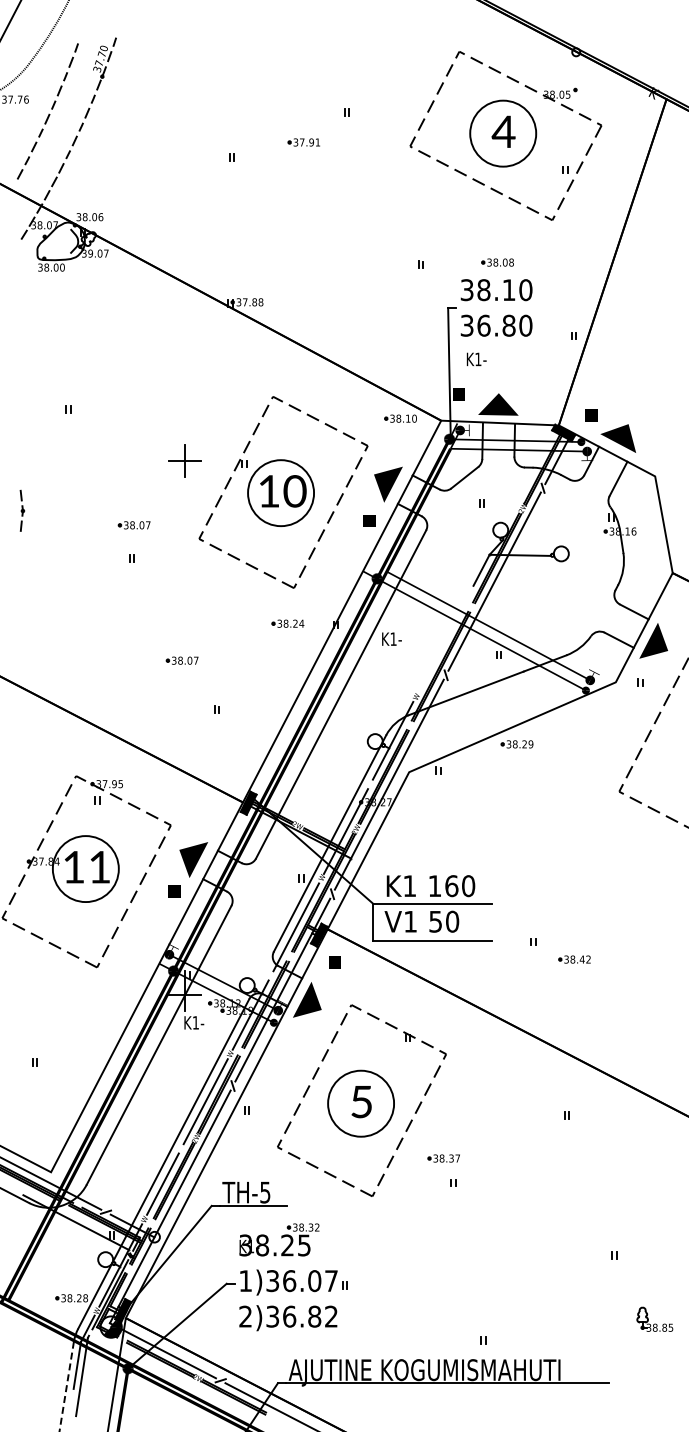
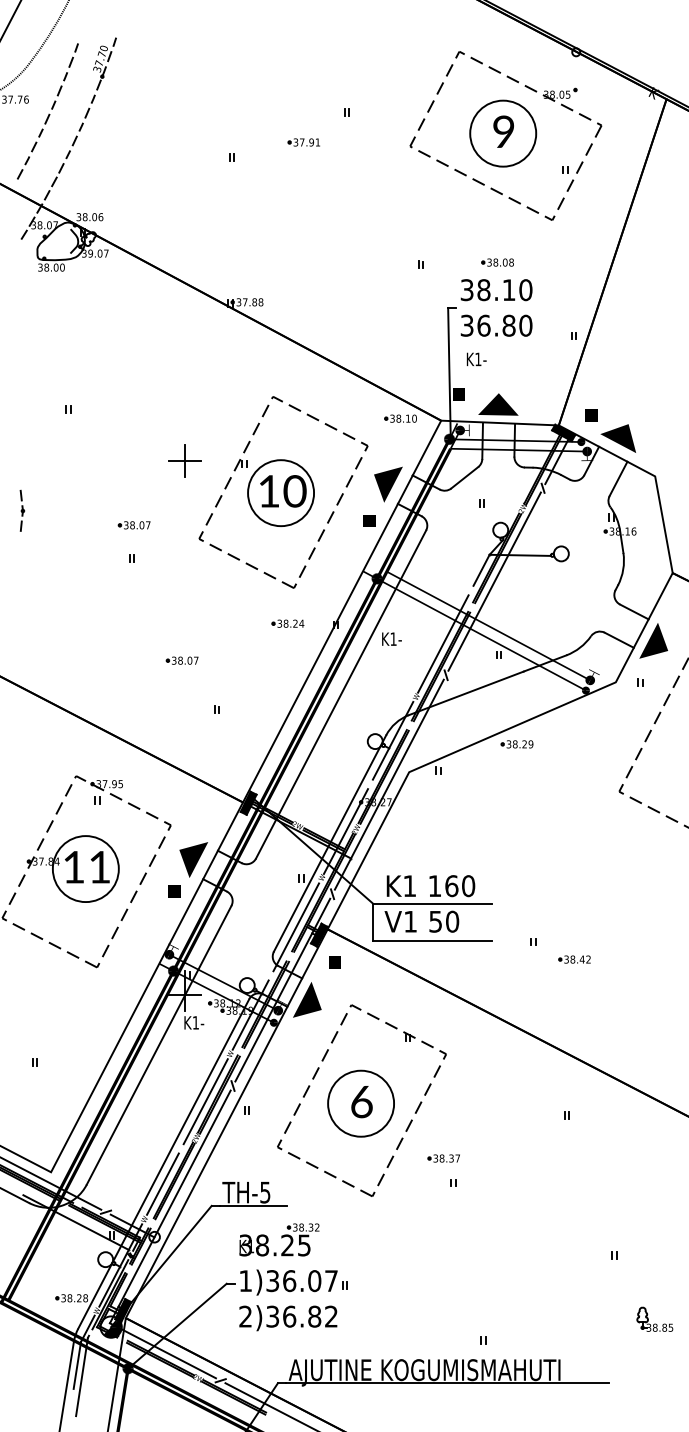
text: 4 -> 9 (503, 131)
line: none -> present (443, 643)
text: 5 -> 6 (361, 1102)
line: dashed -> solid (66, 1386)
